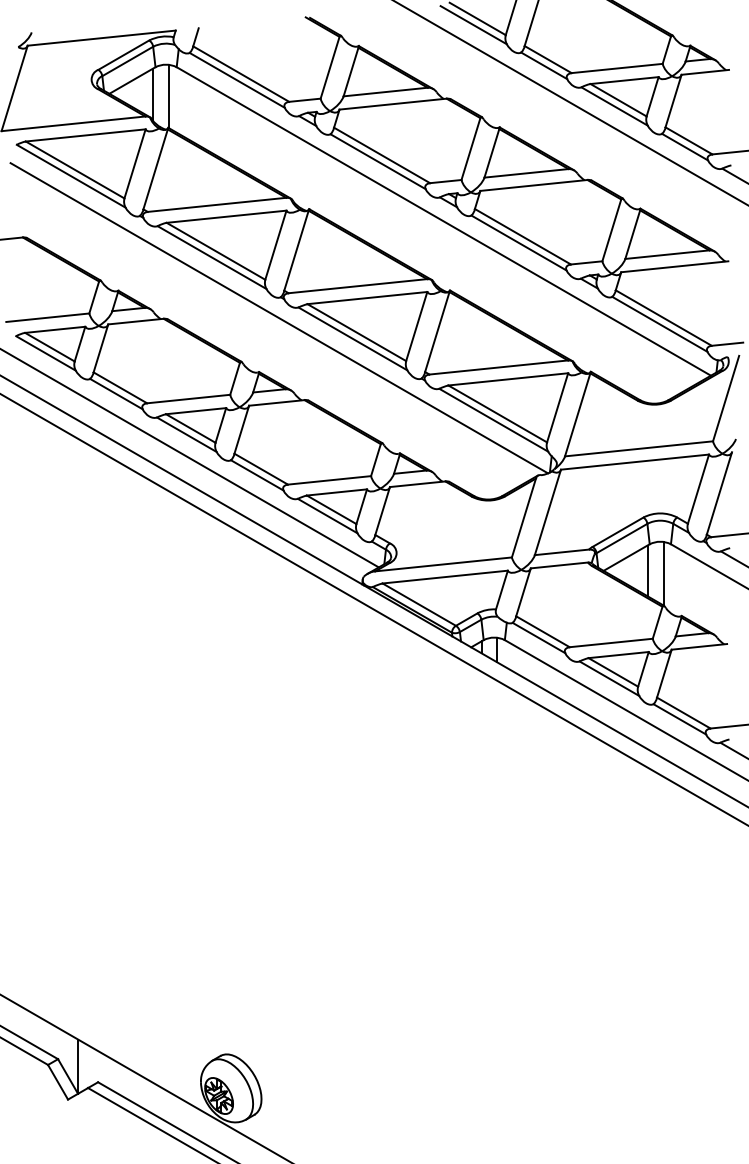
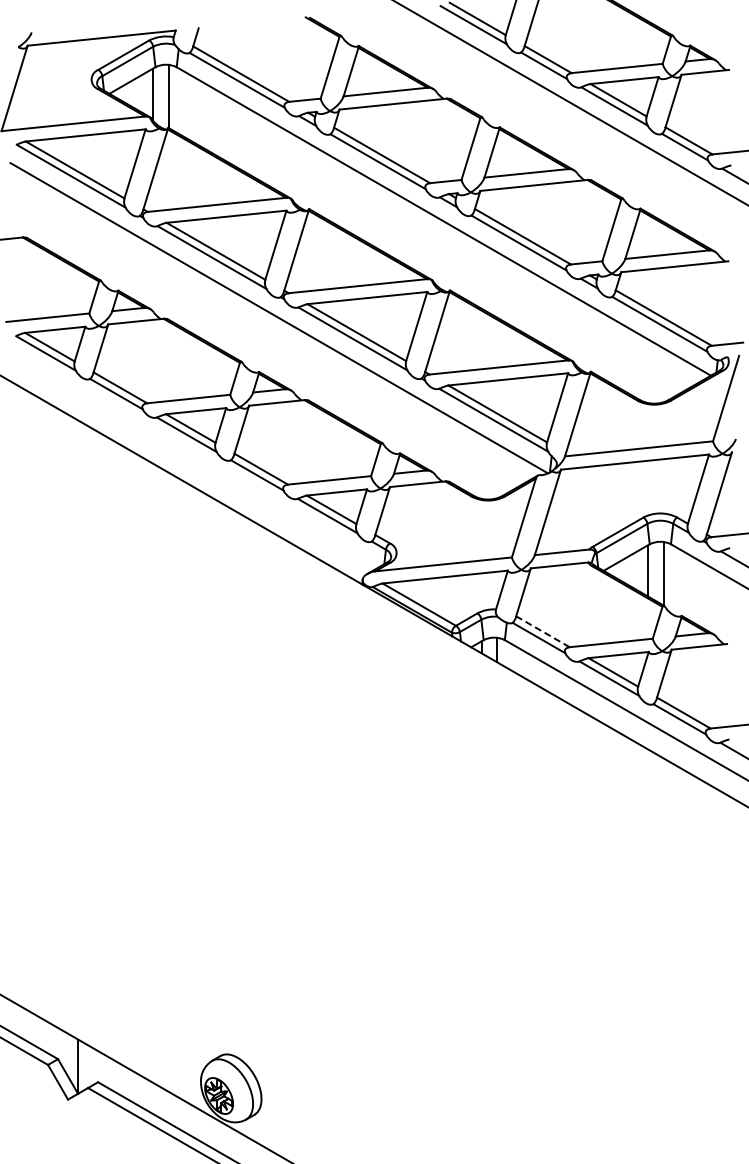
line: present -> none (190, 458)
line: present -> none (373, 609)
line: solid -> dashed (542, 631)
